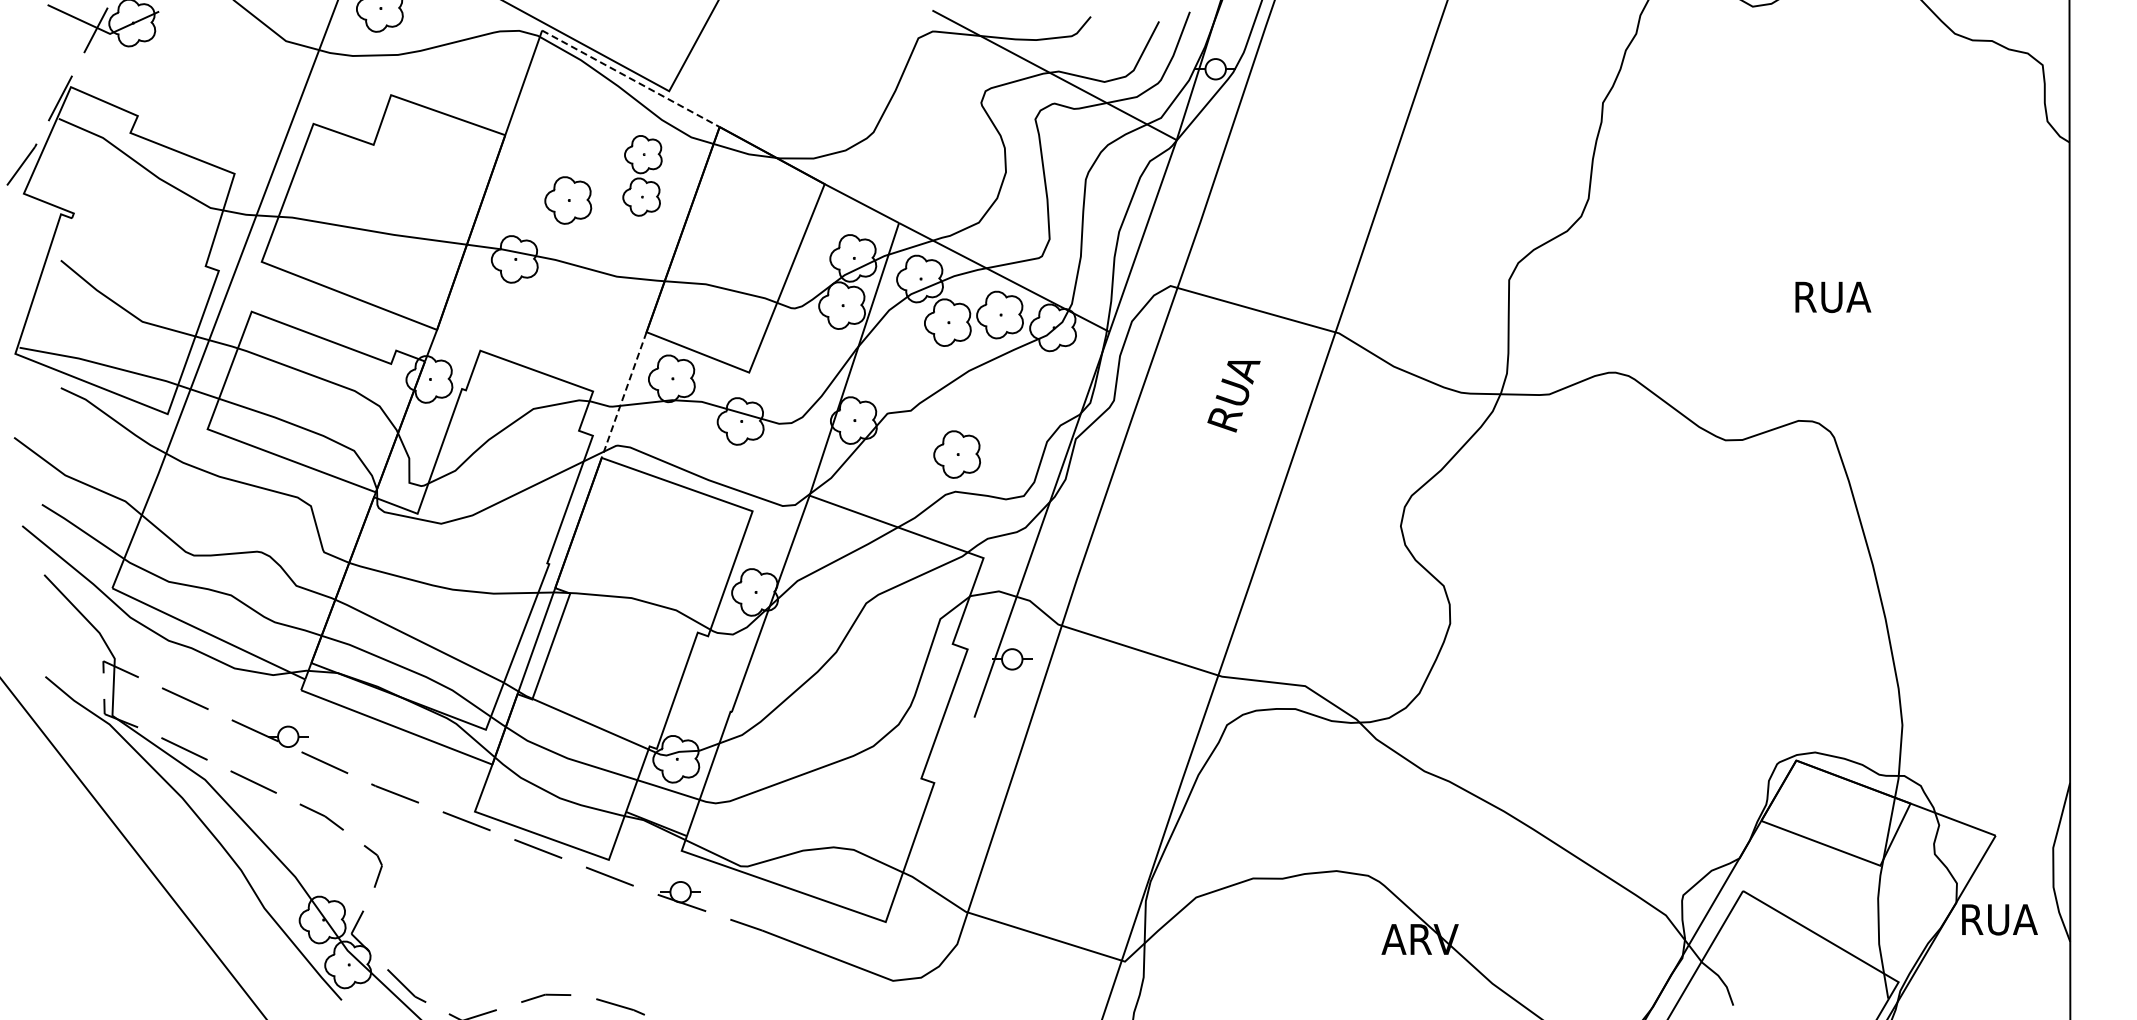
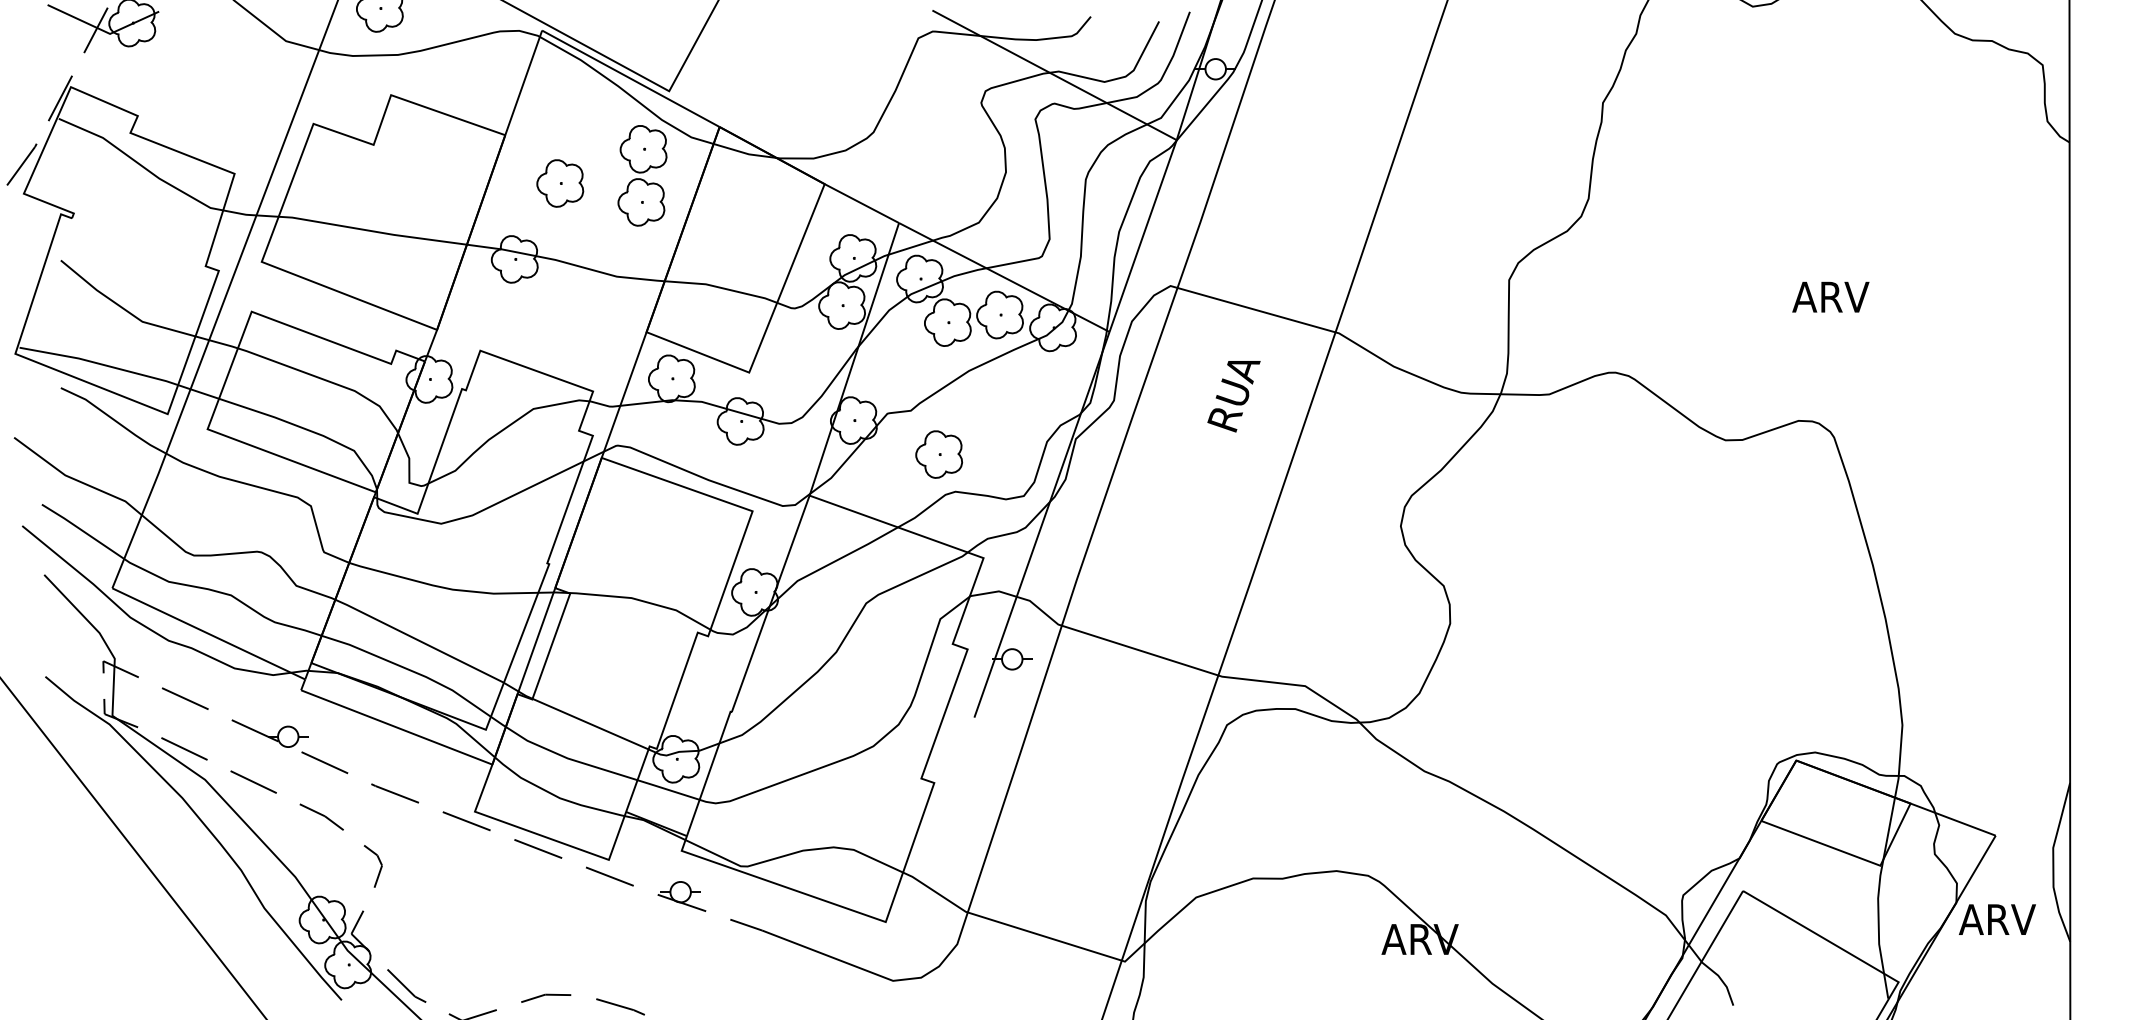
line: dashed -> solid (631, 79)
part size: 41x82 px -> 51x102 px (642, 175)
part position: (568, 200) -> (560, 183) (560, 183)
text: RUA -> ARV (1831, 297)
line: dashed -> solid (624, 395)
part position: (957, 454) -> (939, 454) (939, 454)
text: RUA -> ARV (1997, 919)
